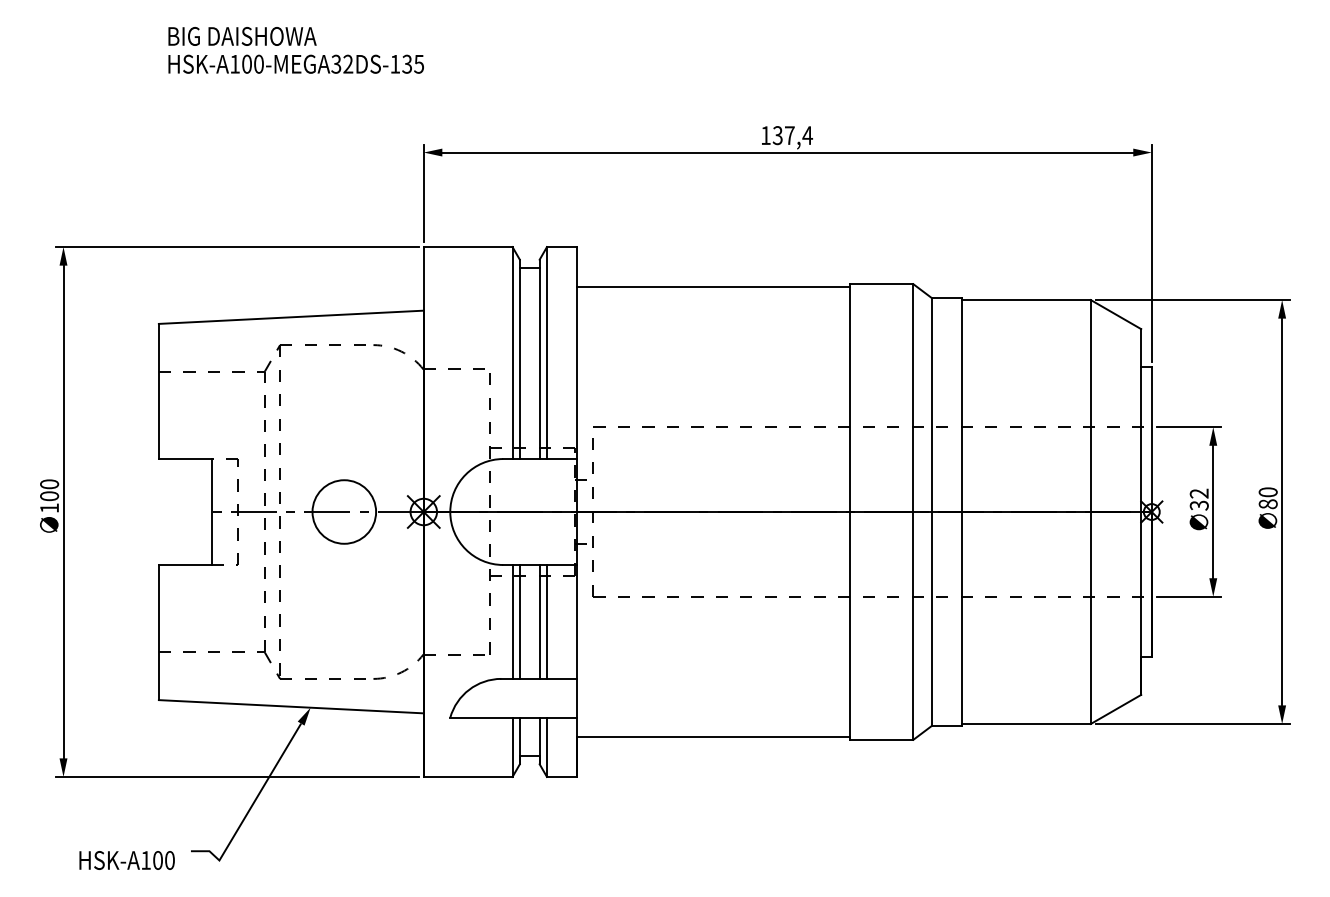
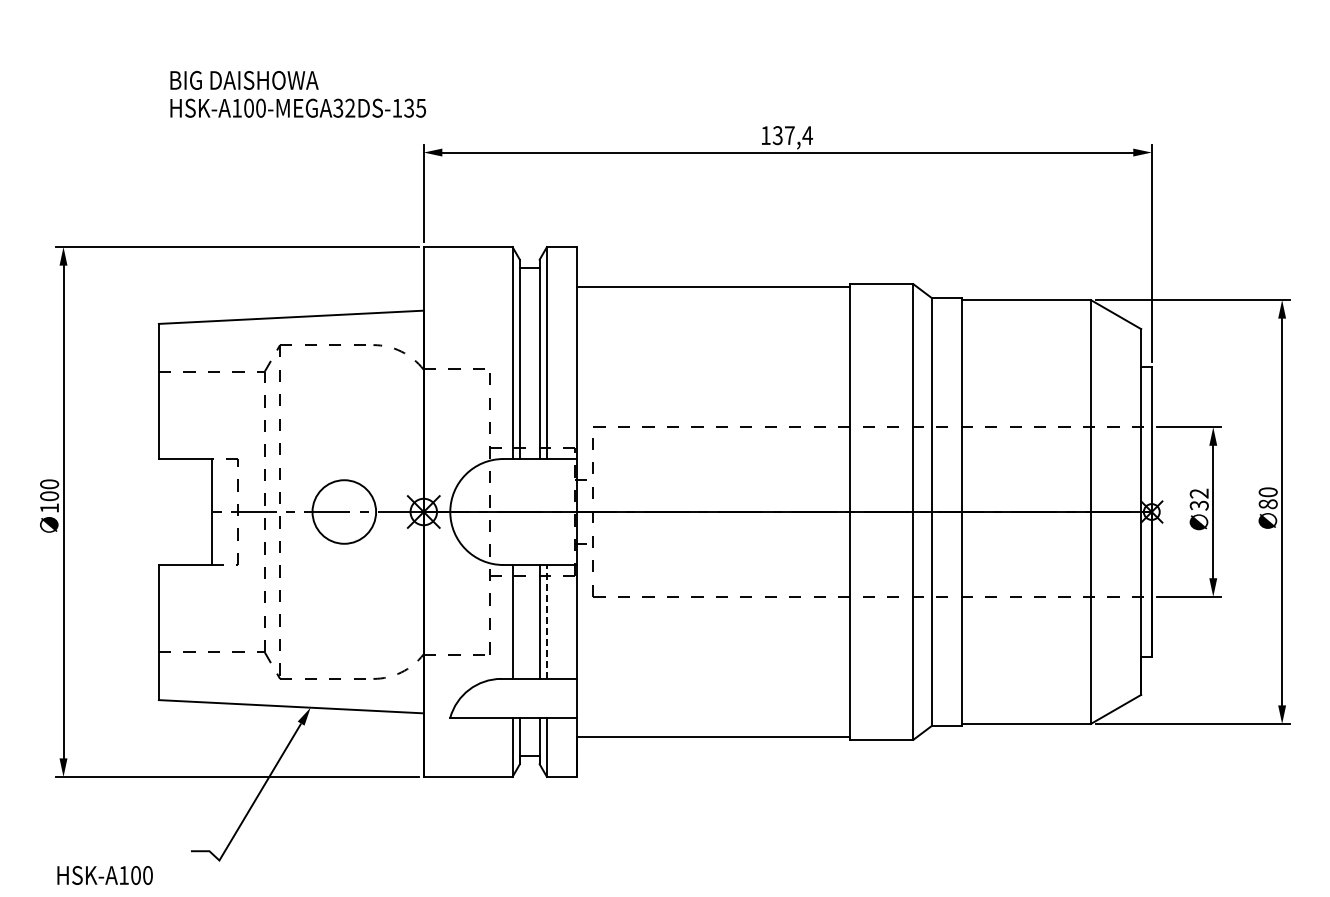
text position: (295, 50) -> (297, 94) (297, 94)
line: present -> none (519, 621)
line: solid -> dashed (546, 621)
text position: (126, 860) -> (104, 875) (104, 875)
